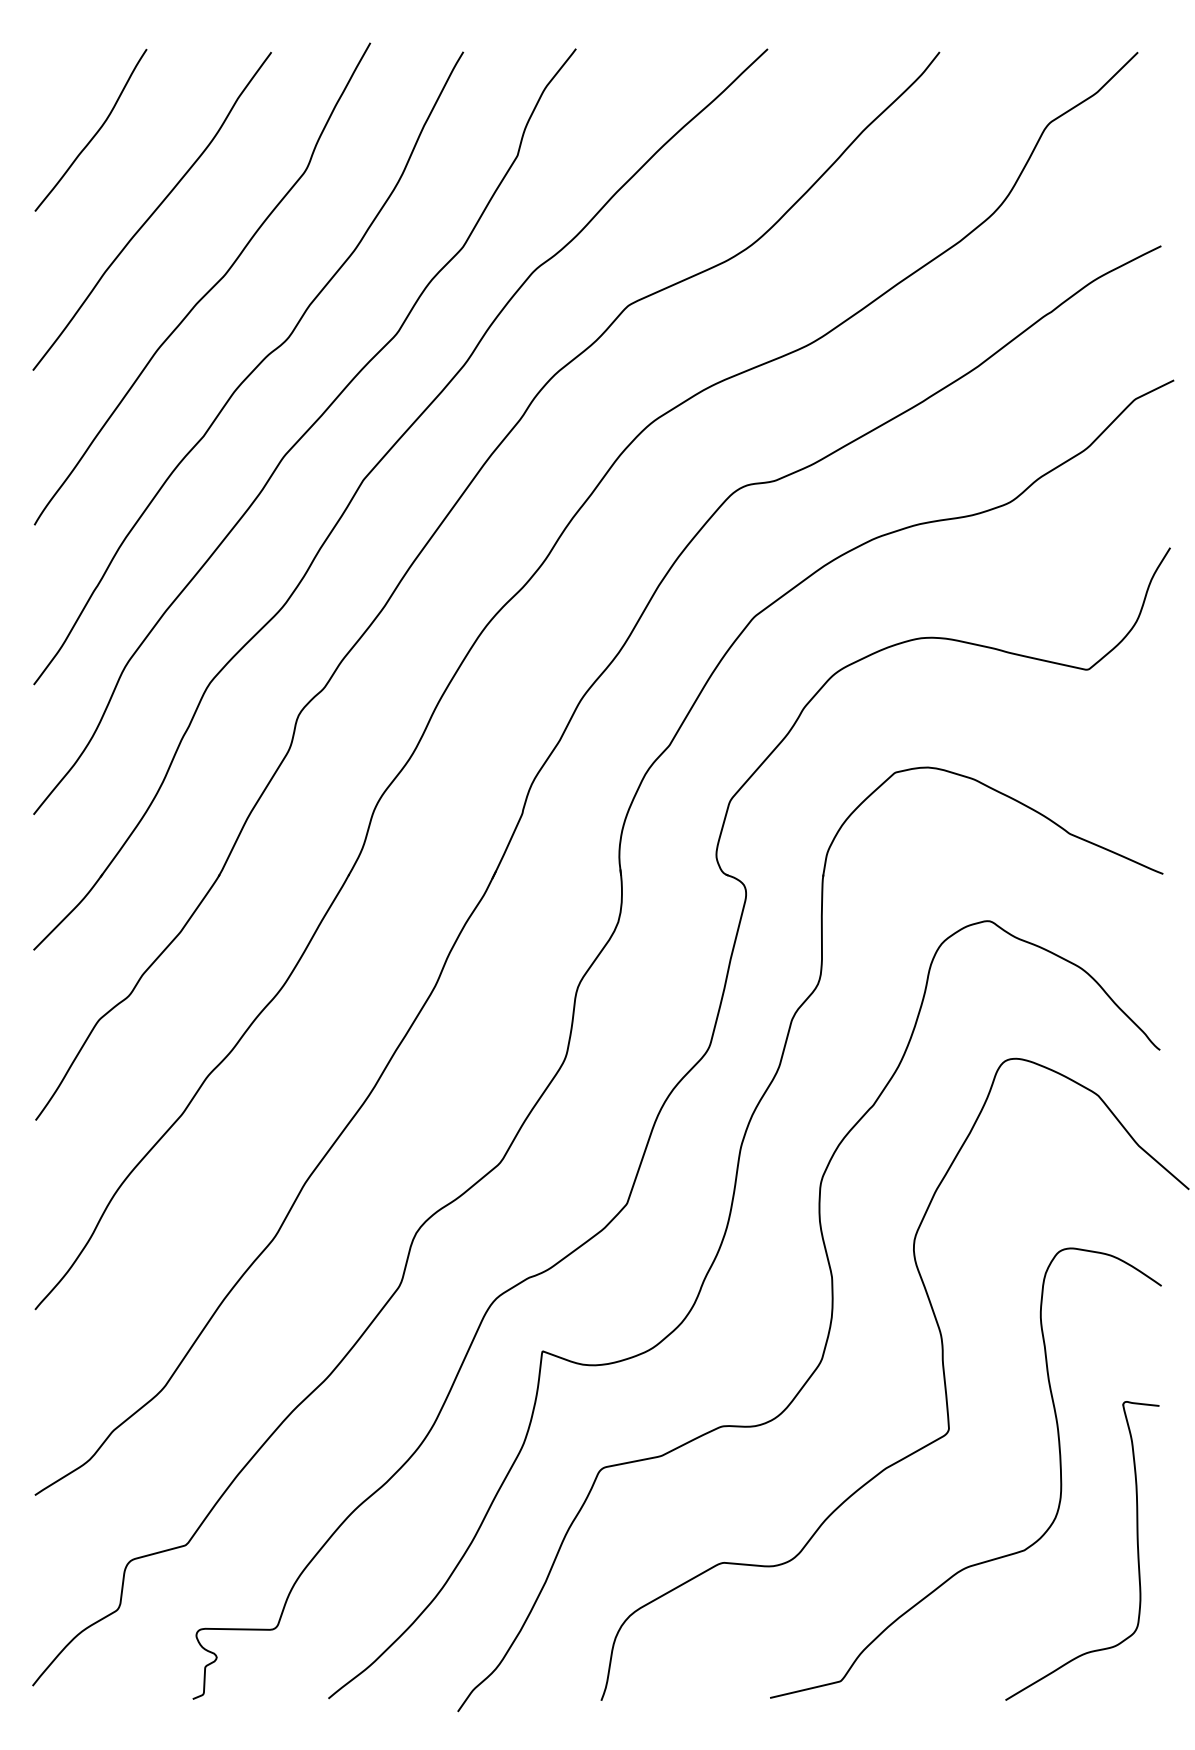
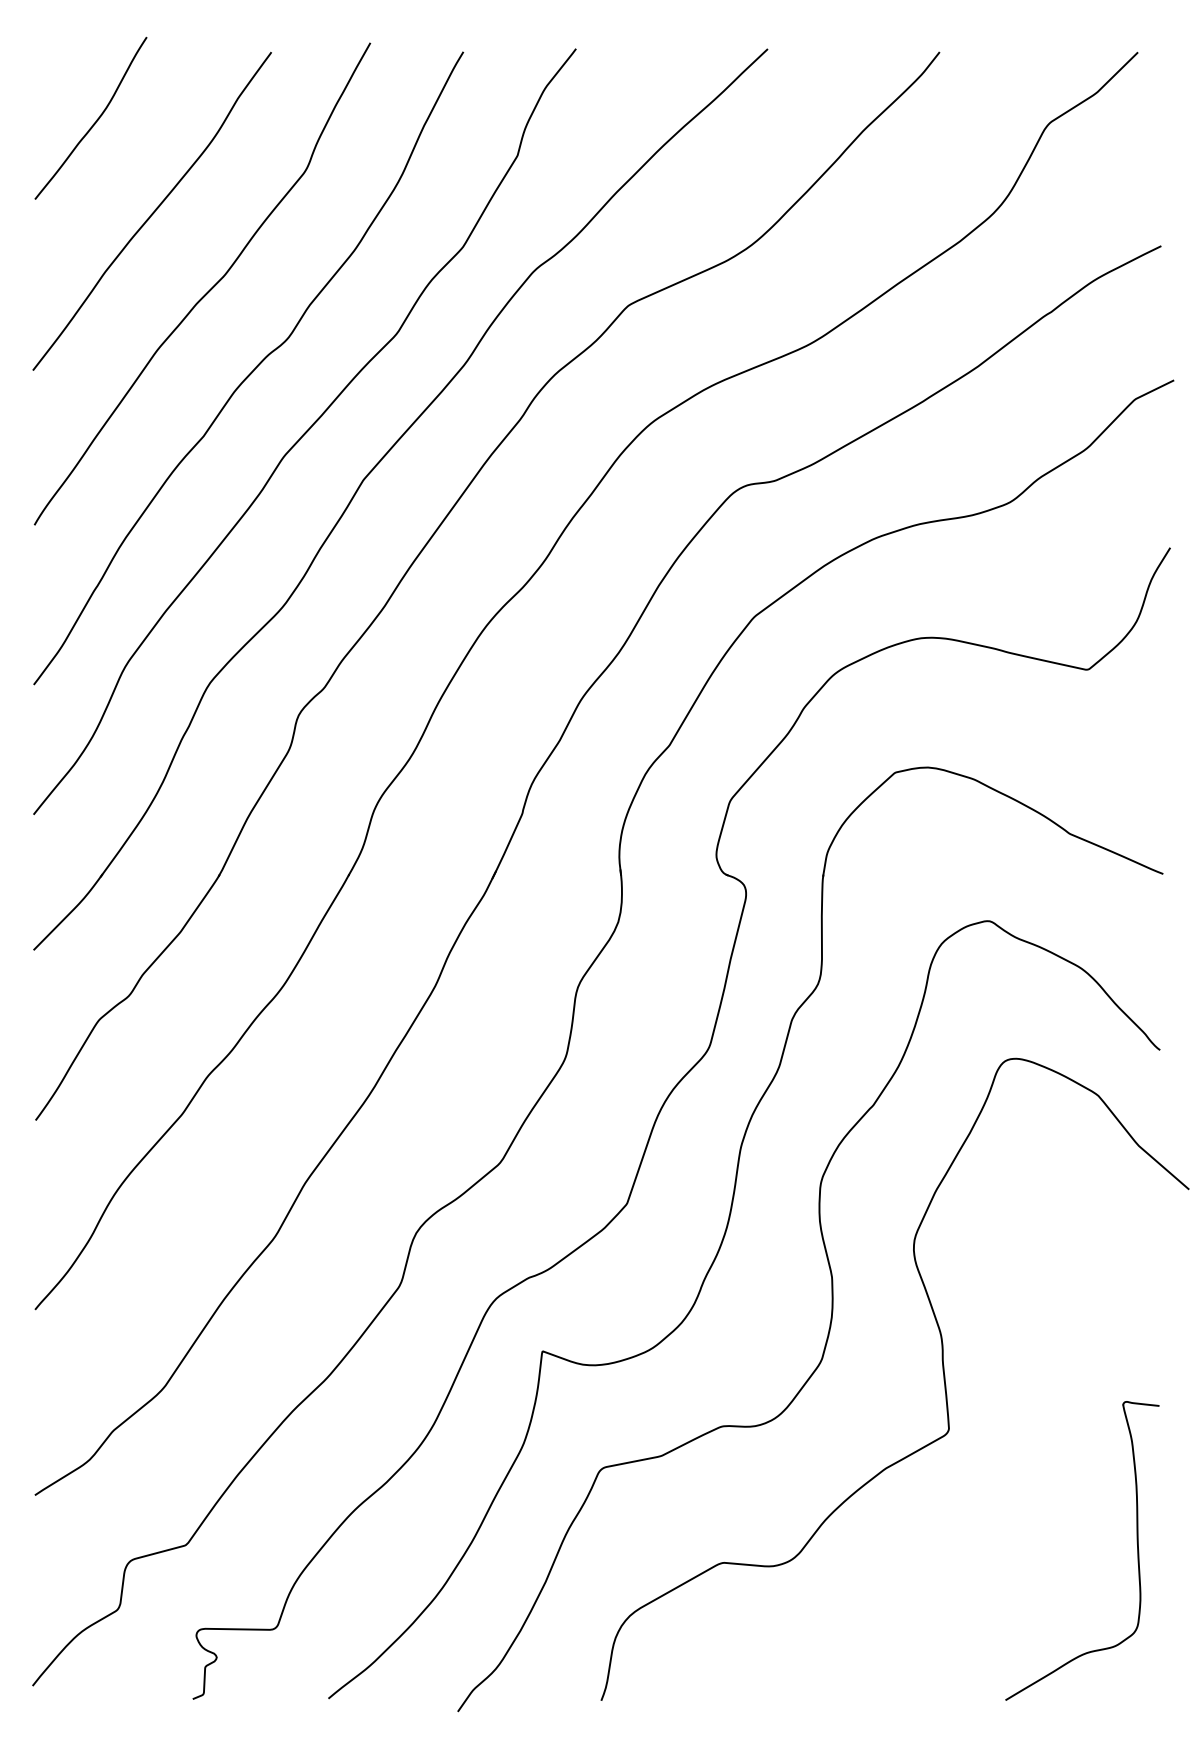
curve position: (96, 131) -> (96, 119) (96, 119)
curve: present -> none (989, 1559)
